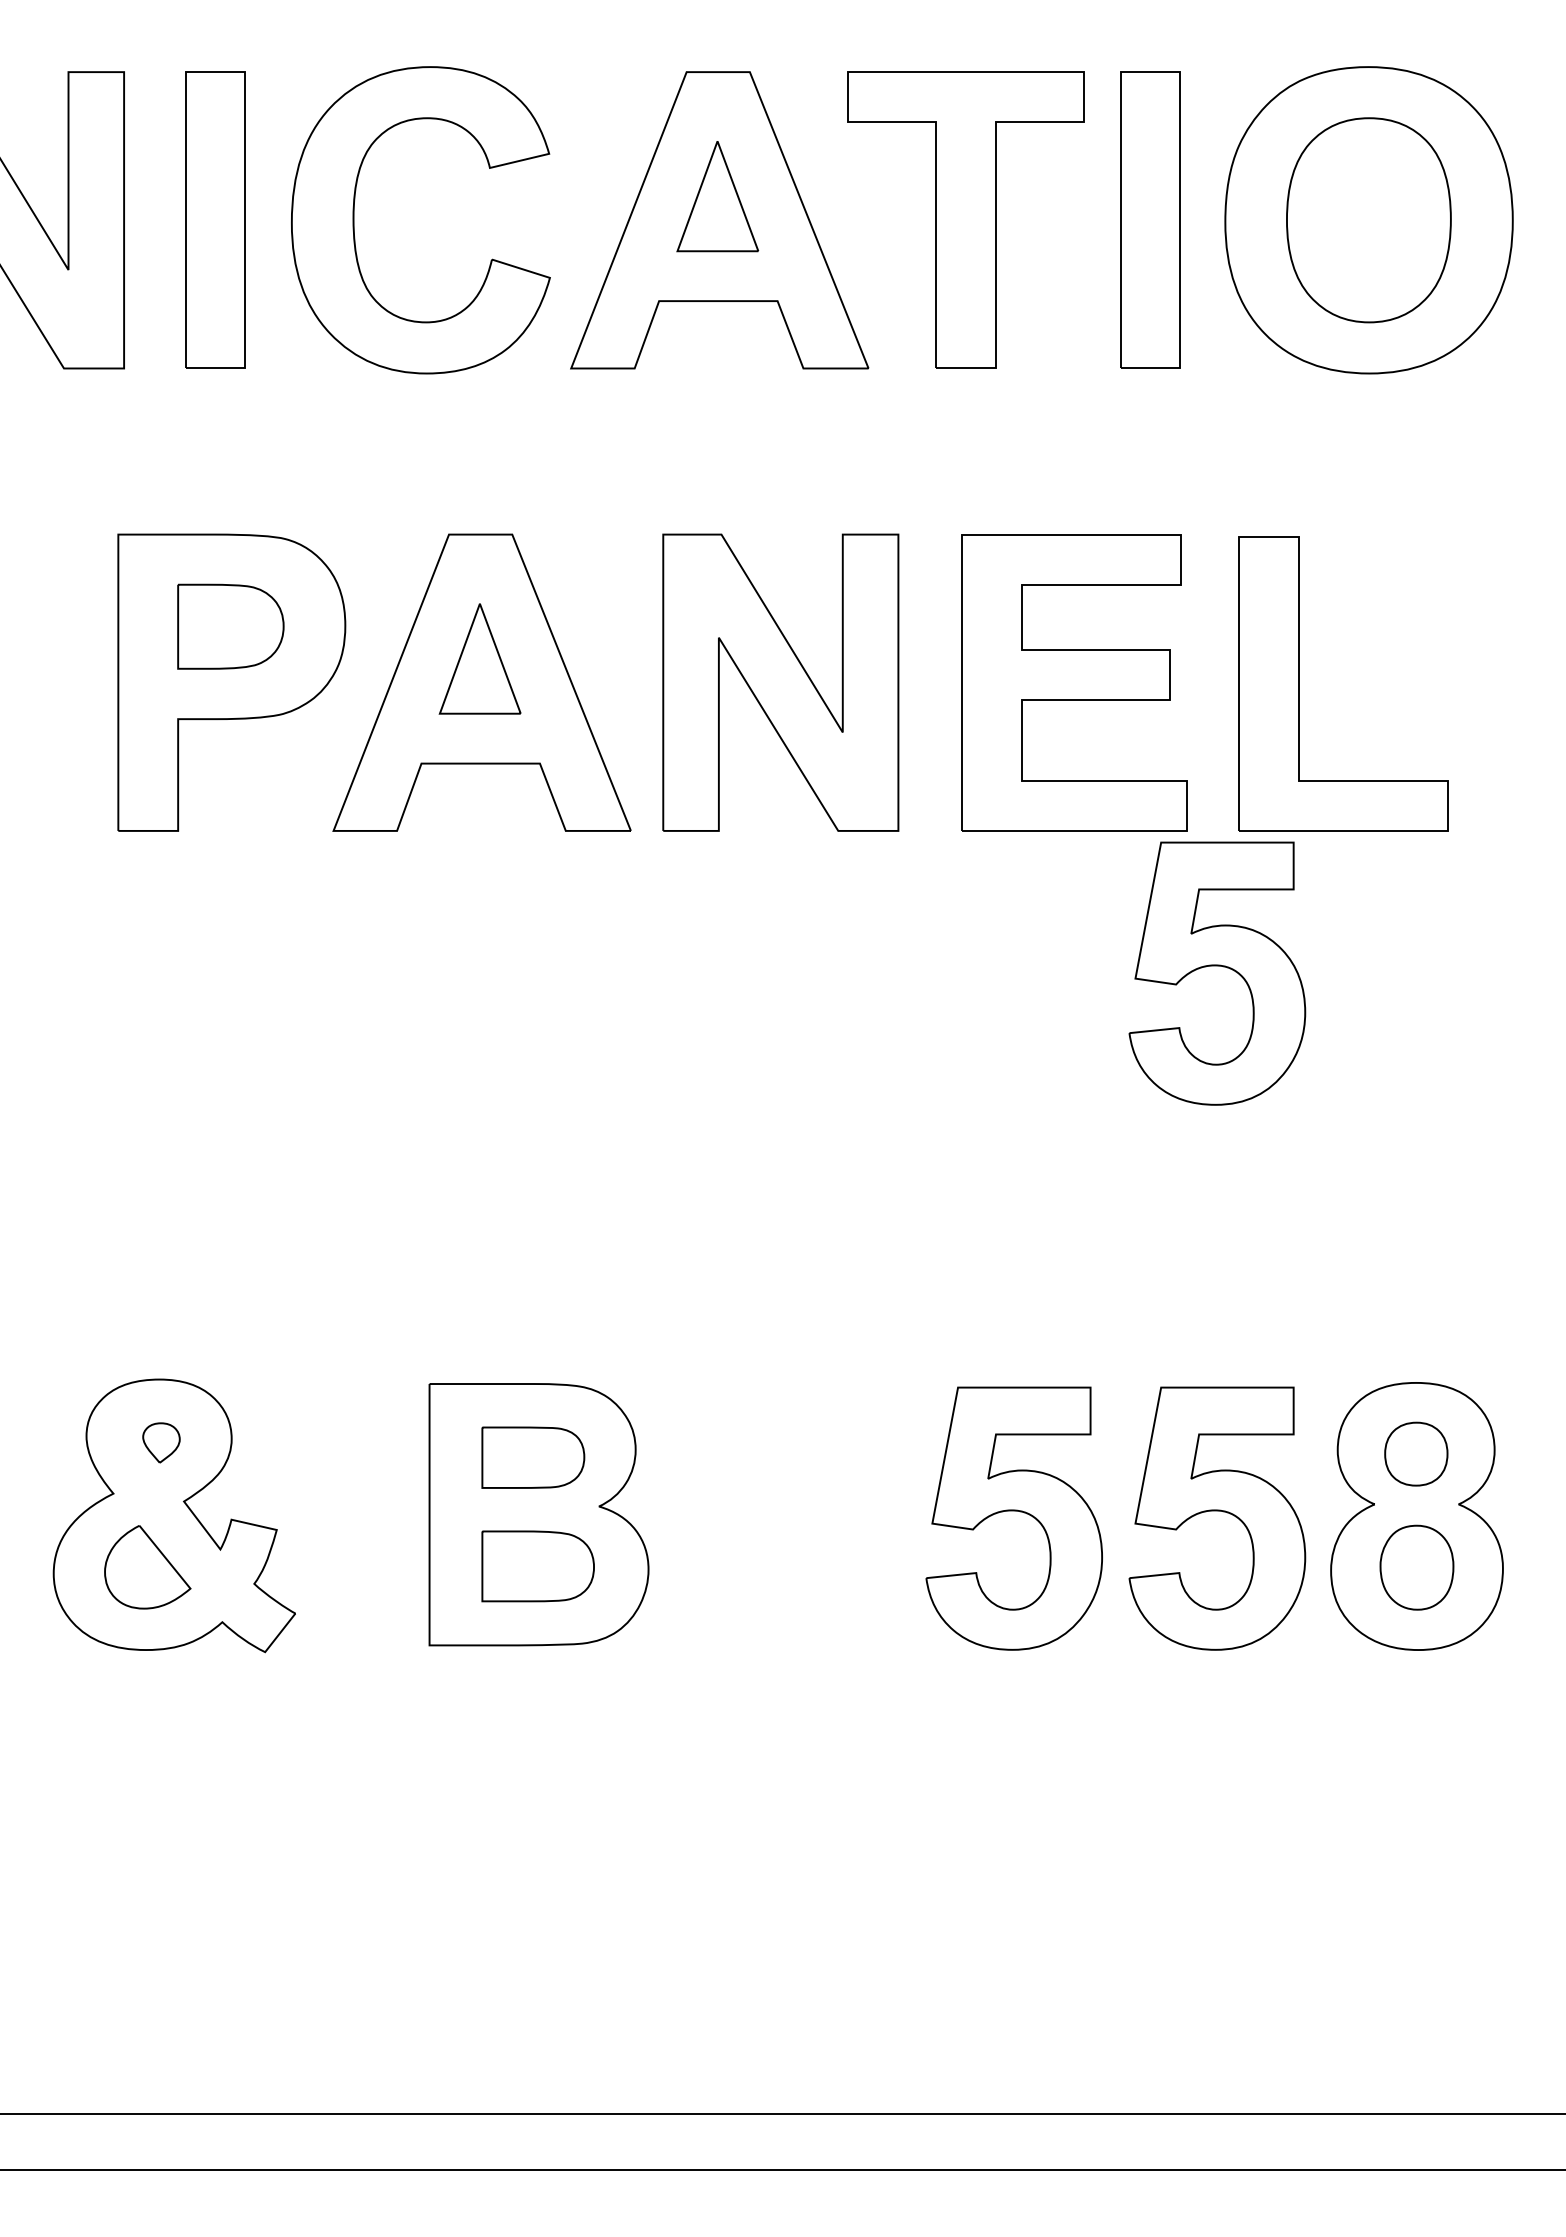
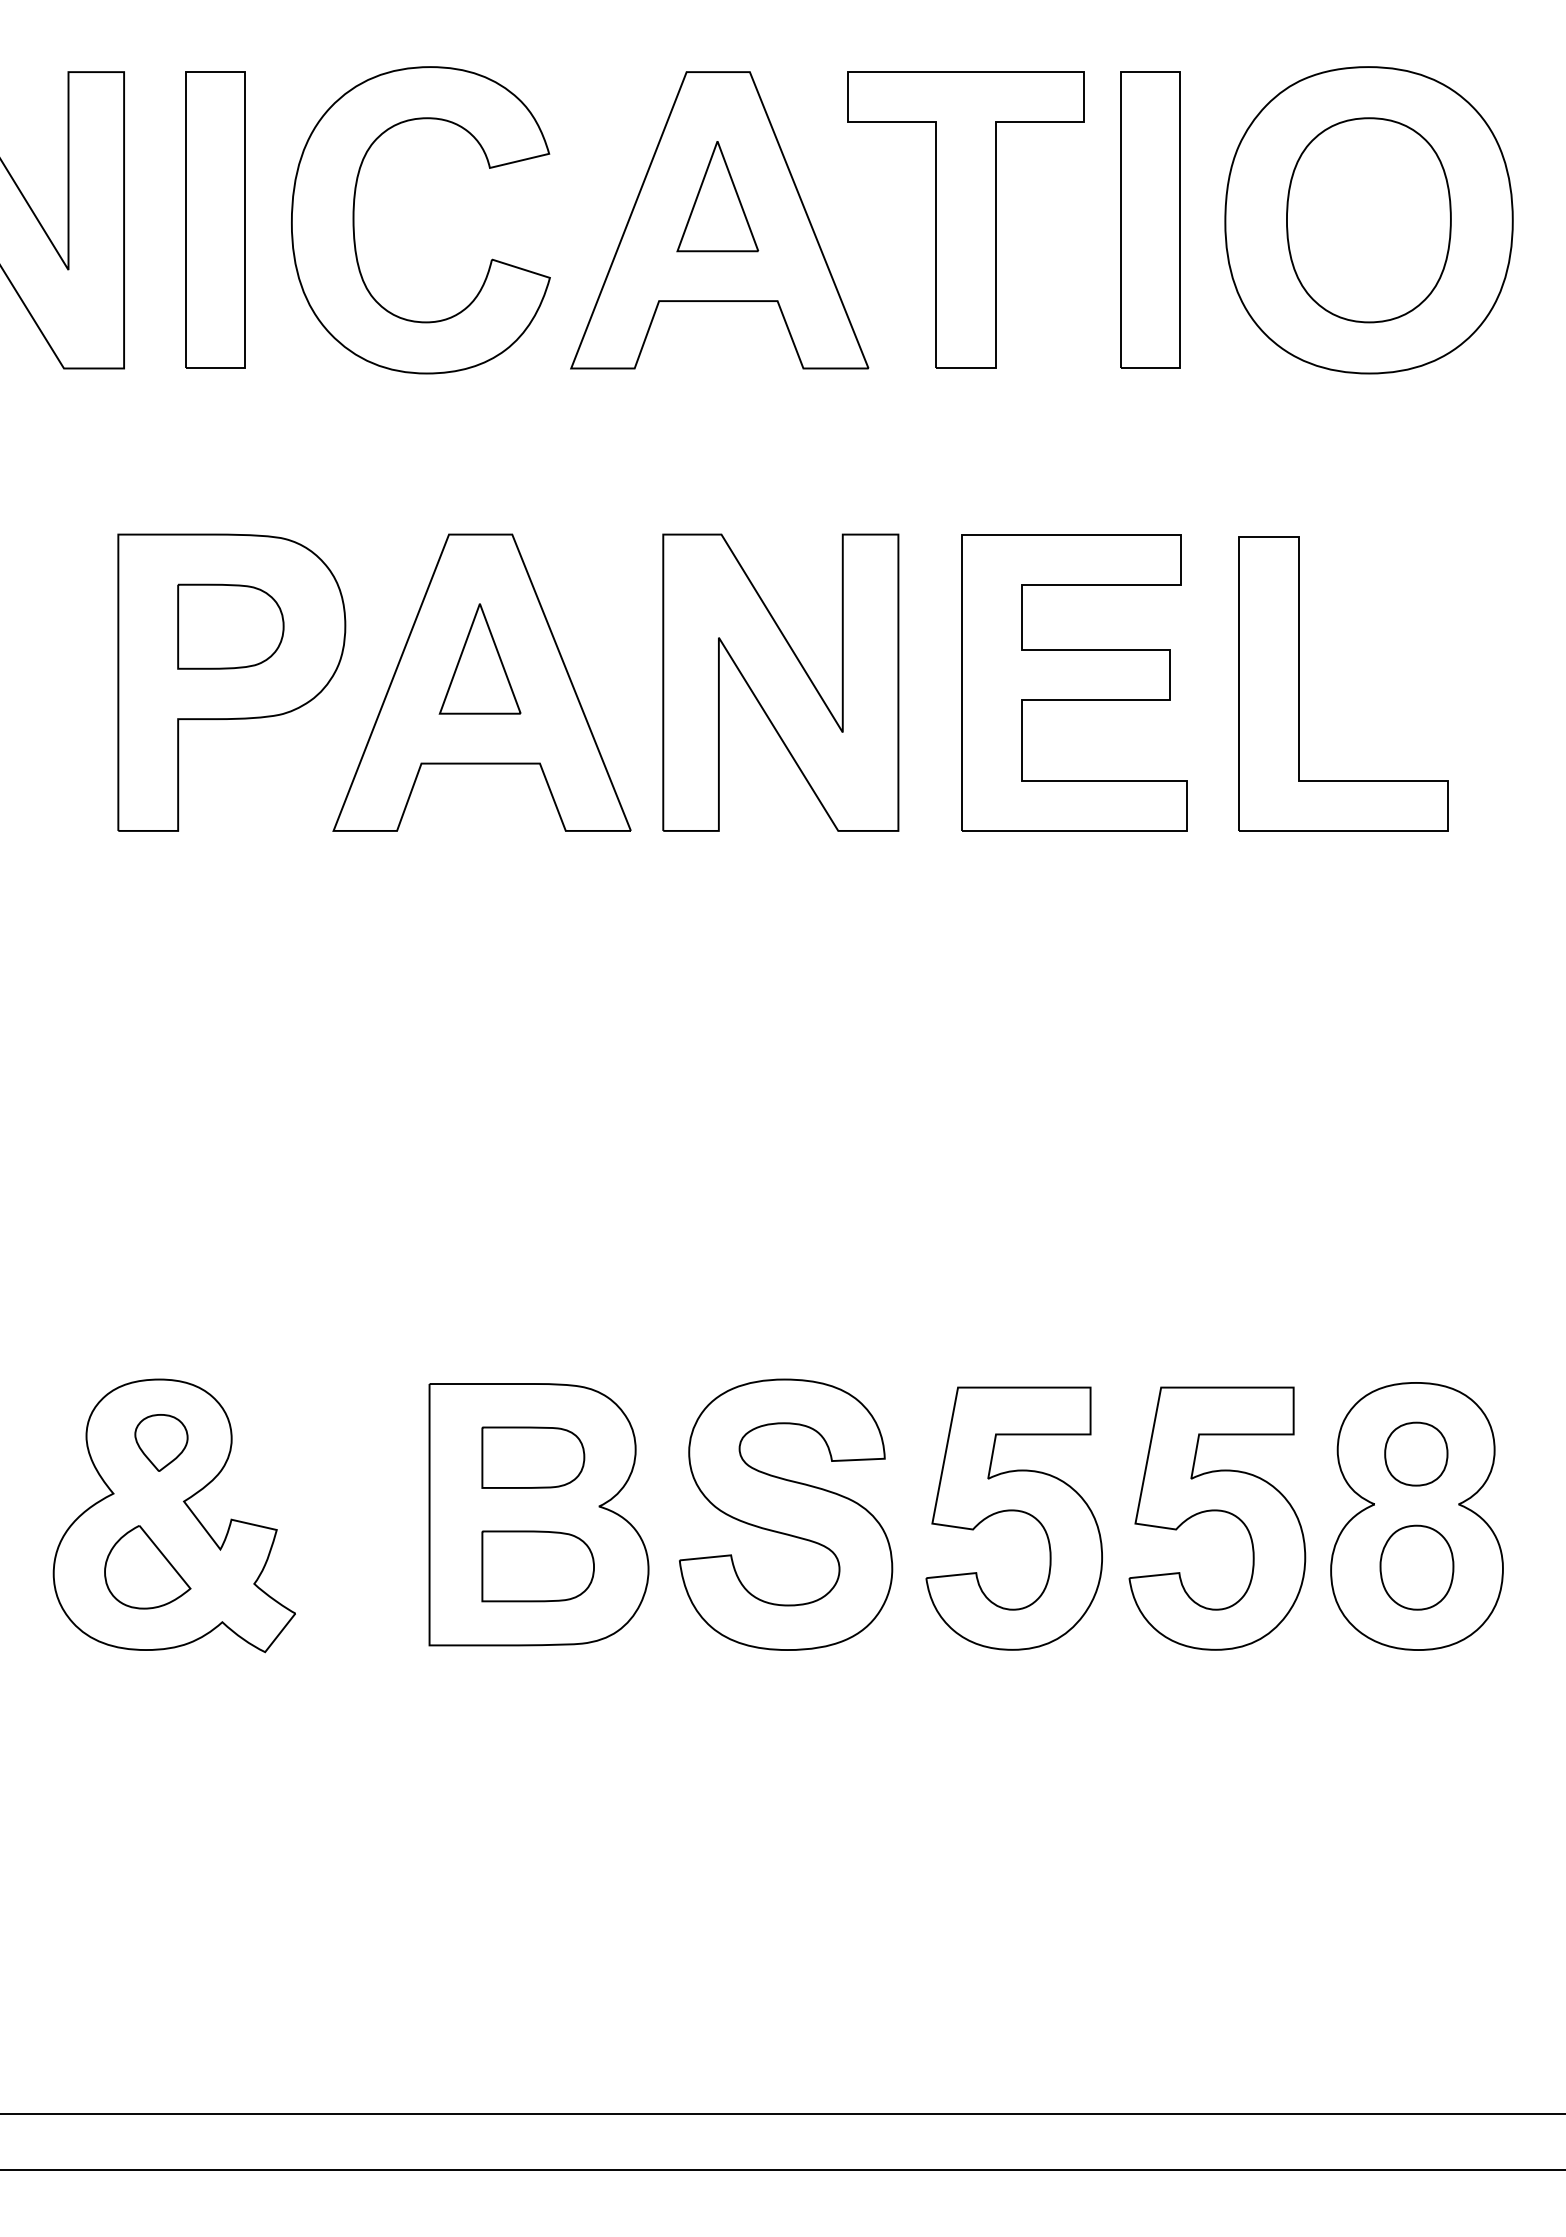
part: present -> none (1217, 966)
part size: 39x42 px -> 55x58 px (161, 1442)
part: none -> present (786, 1514)
